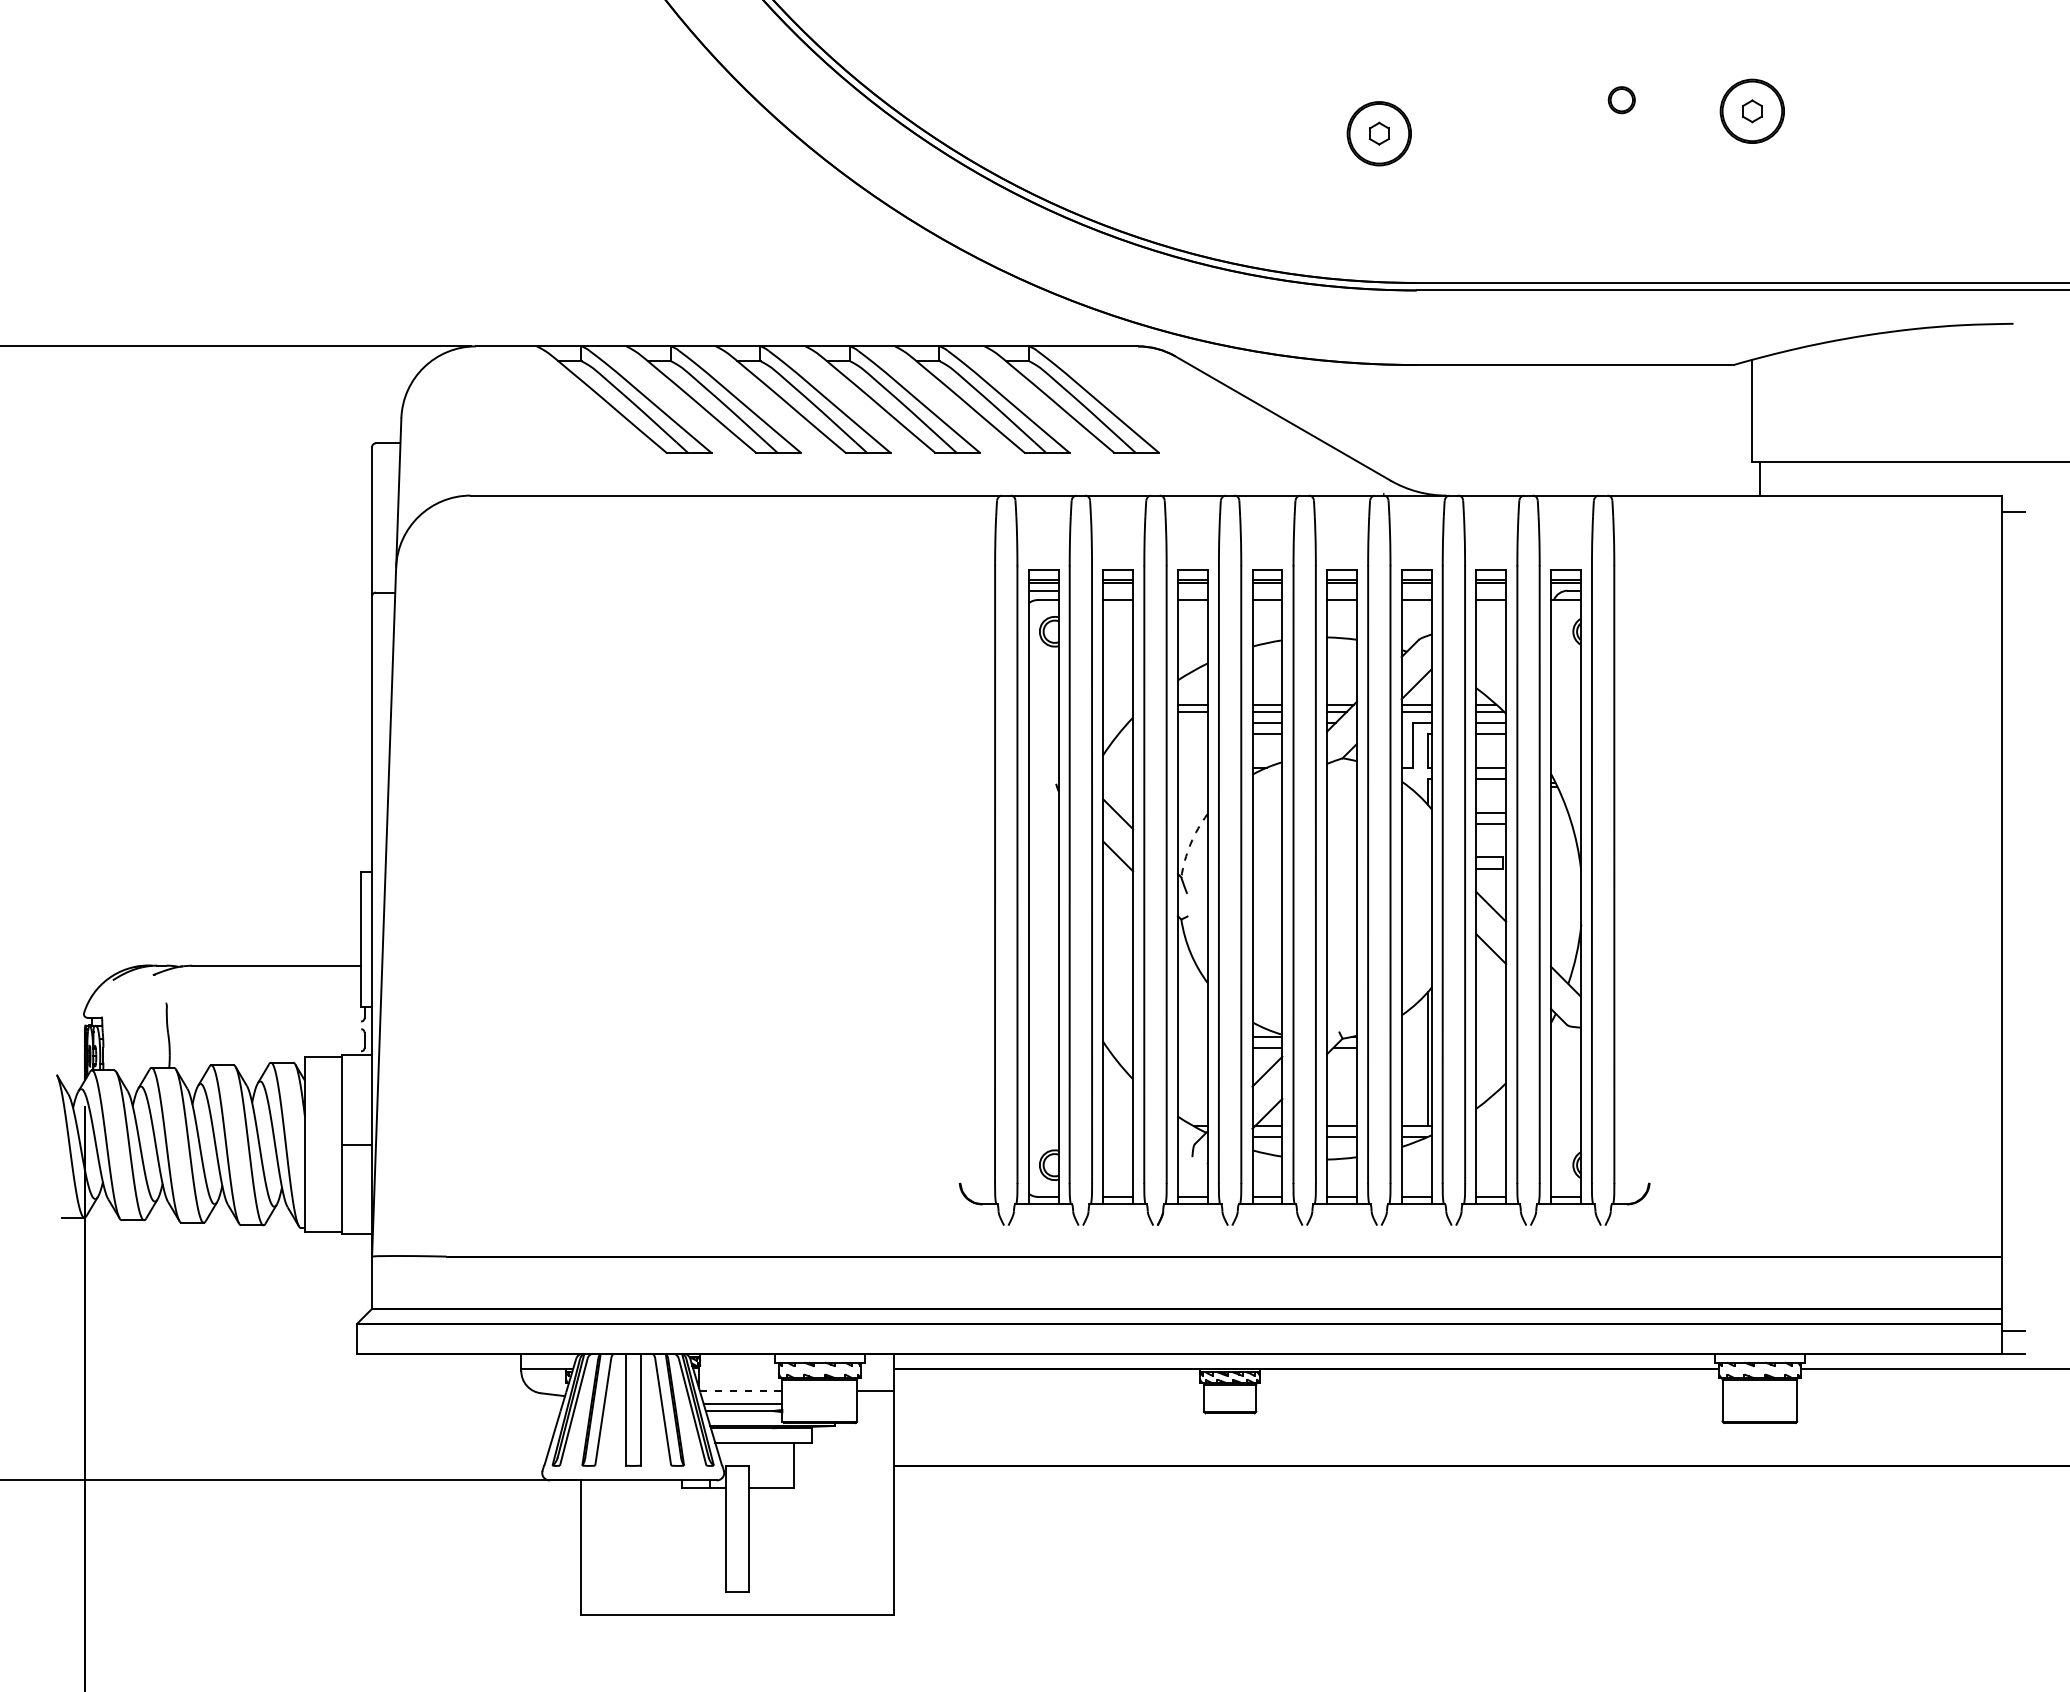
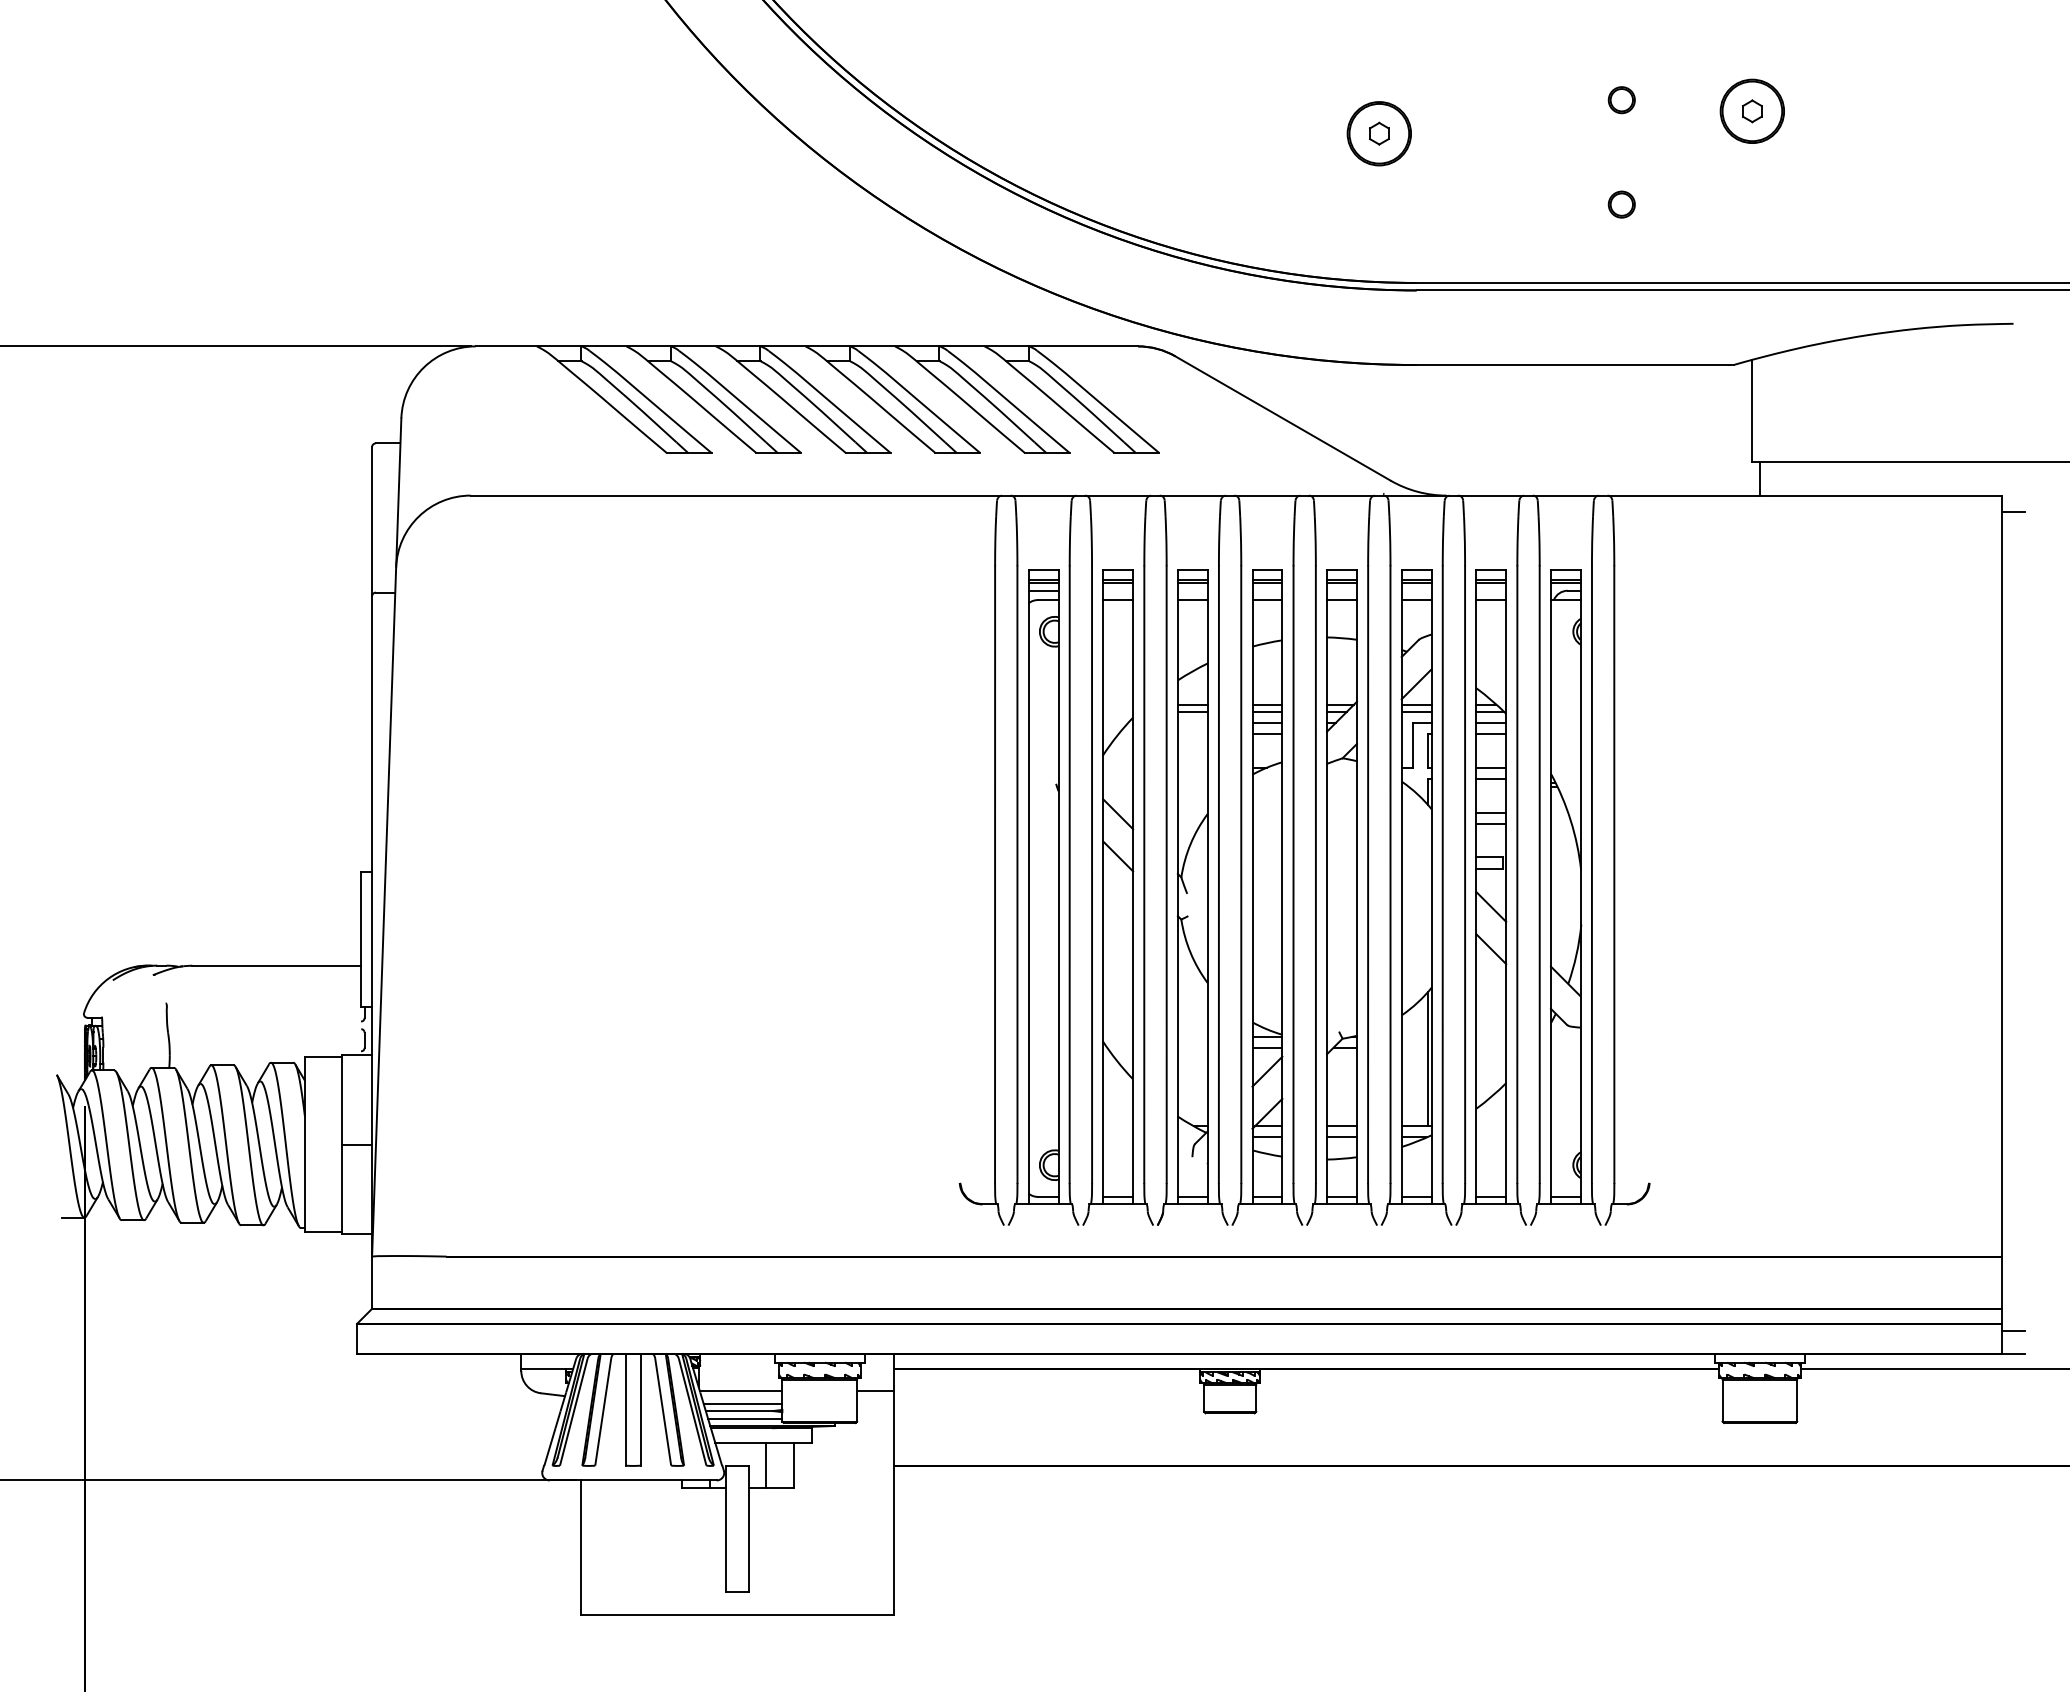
part: none -> present (1621, 204)
arc: dashed -> solid (1190, 844)
line: dashed -> solid (741, 1390)
line: none -> present (745, 1418)
line: none -> present (765, 1465)
